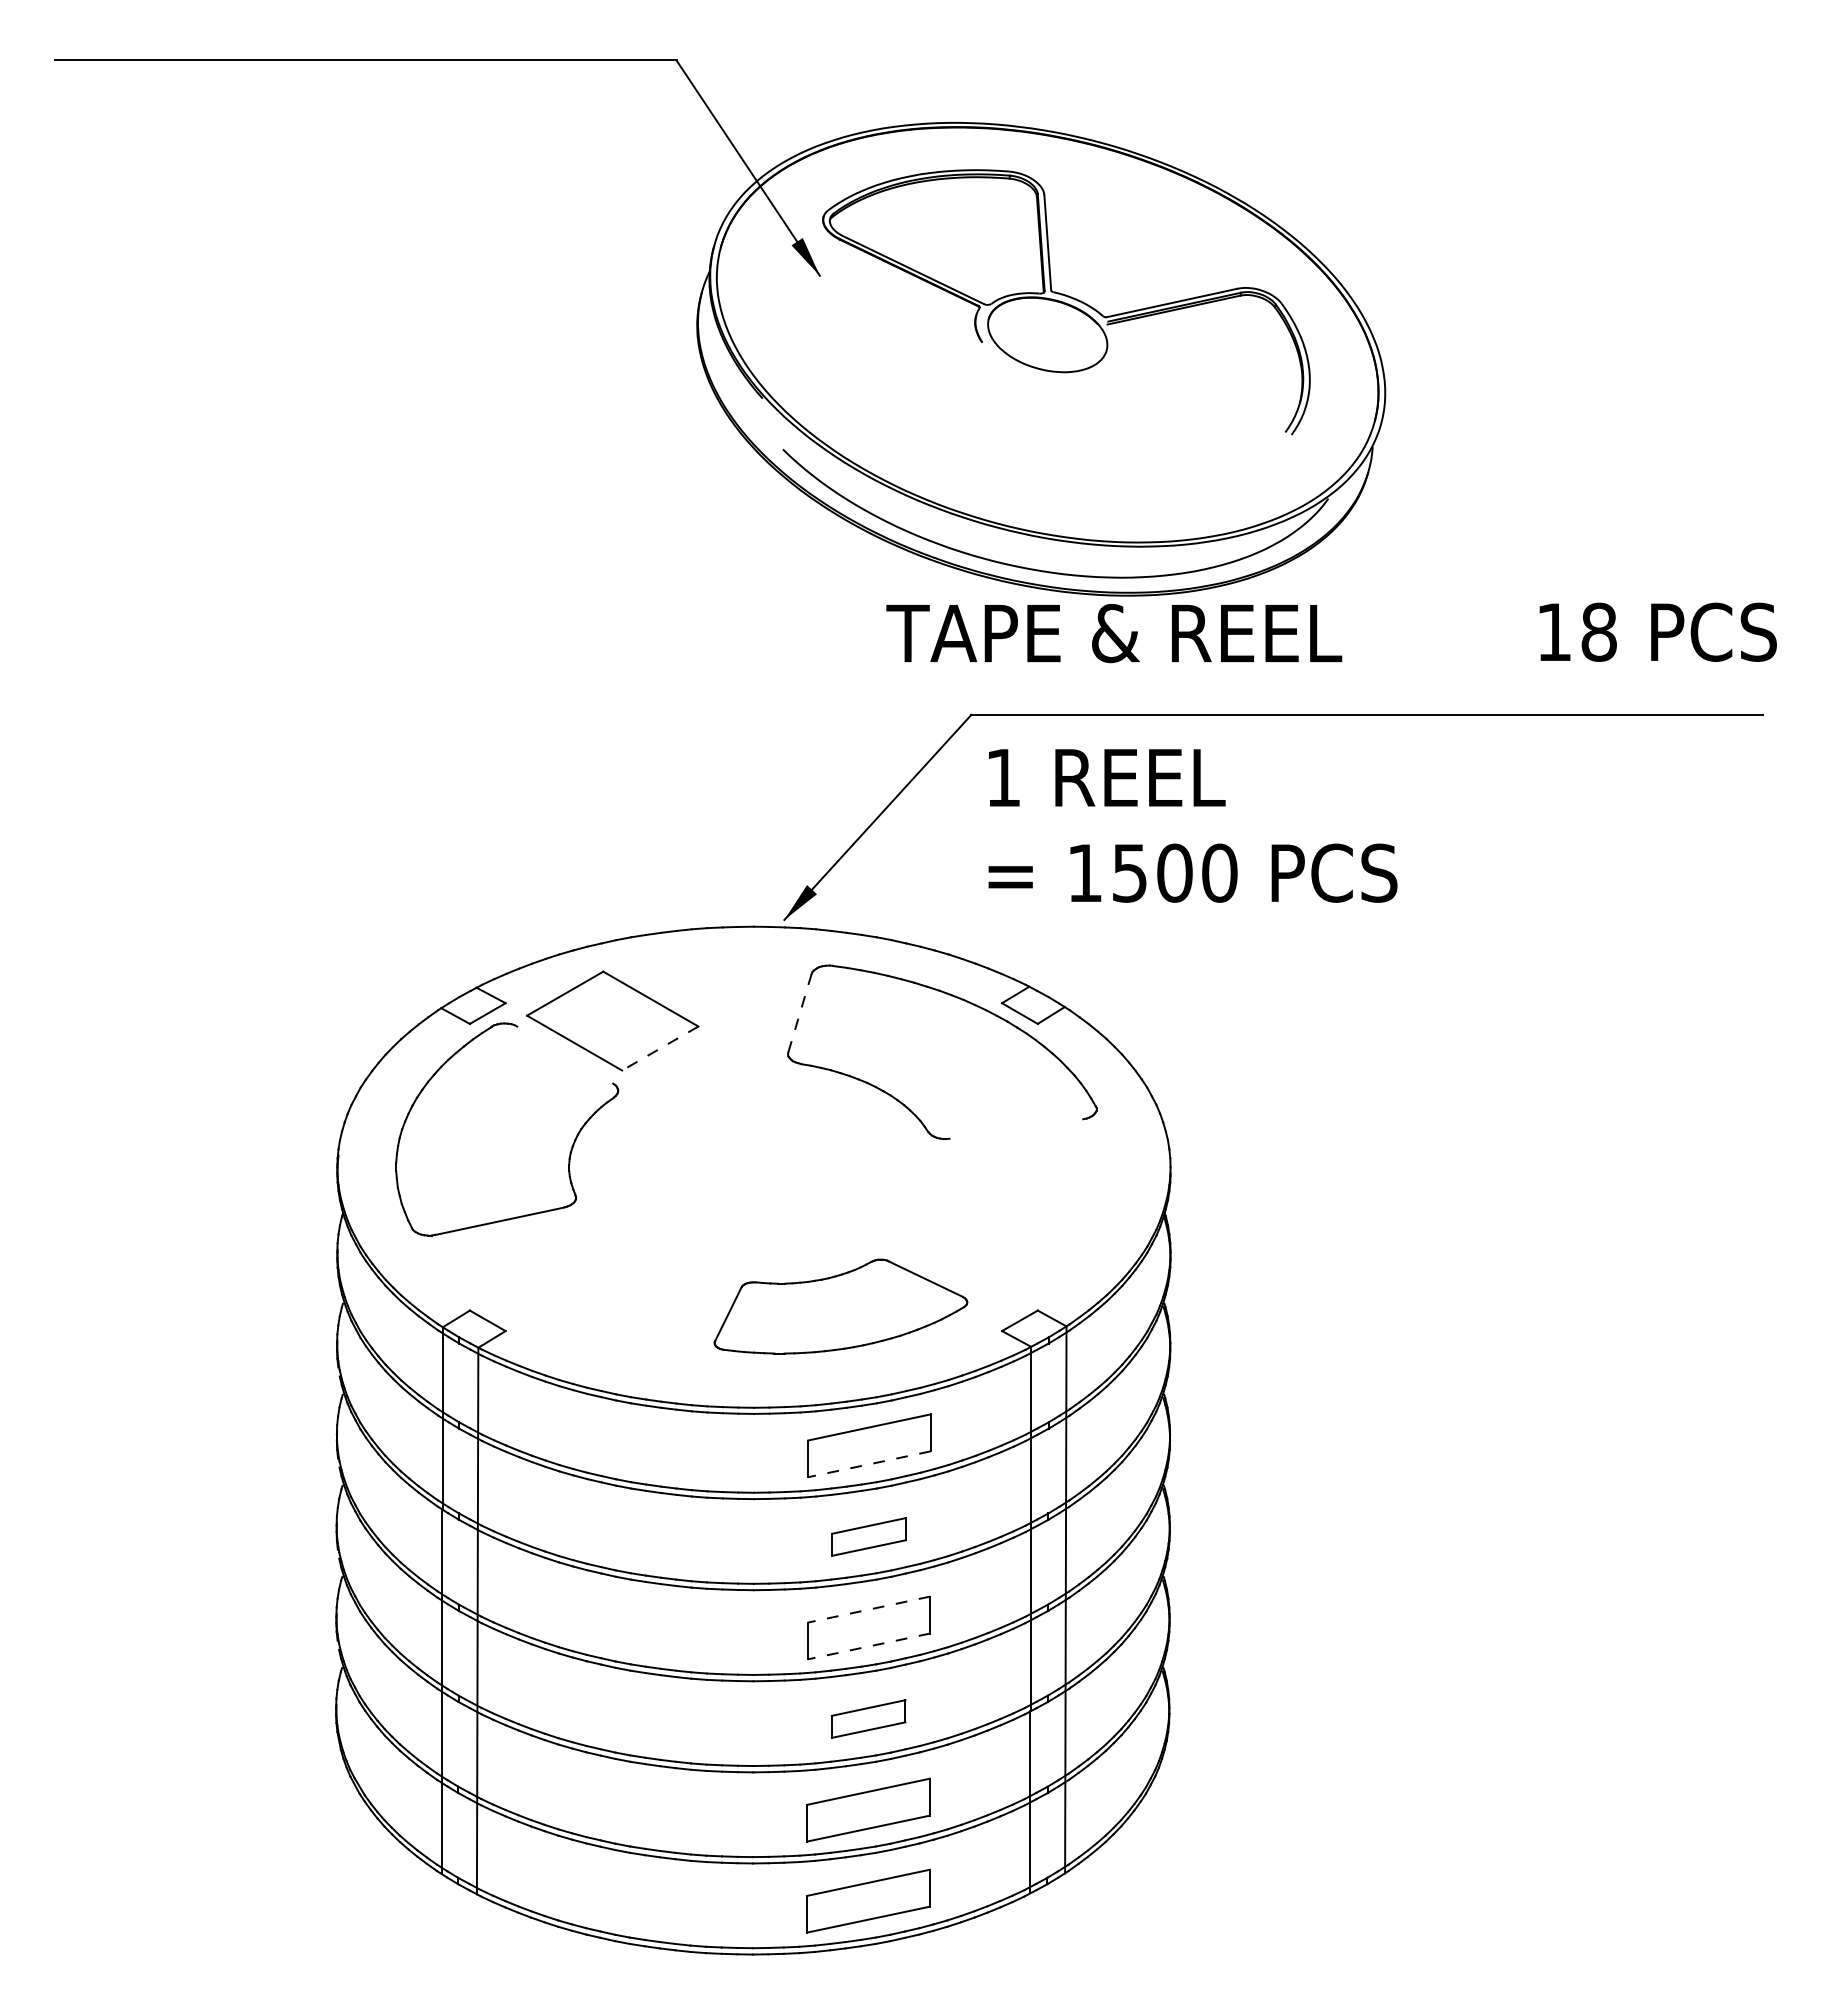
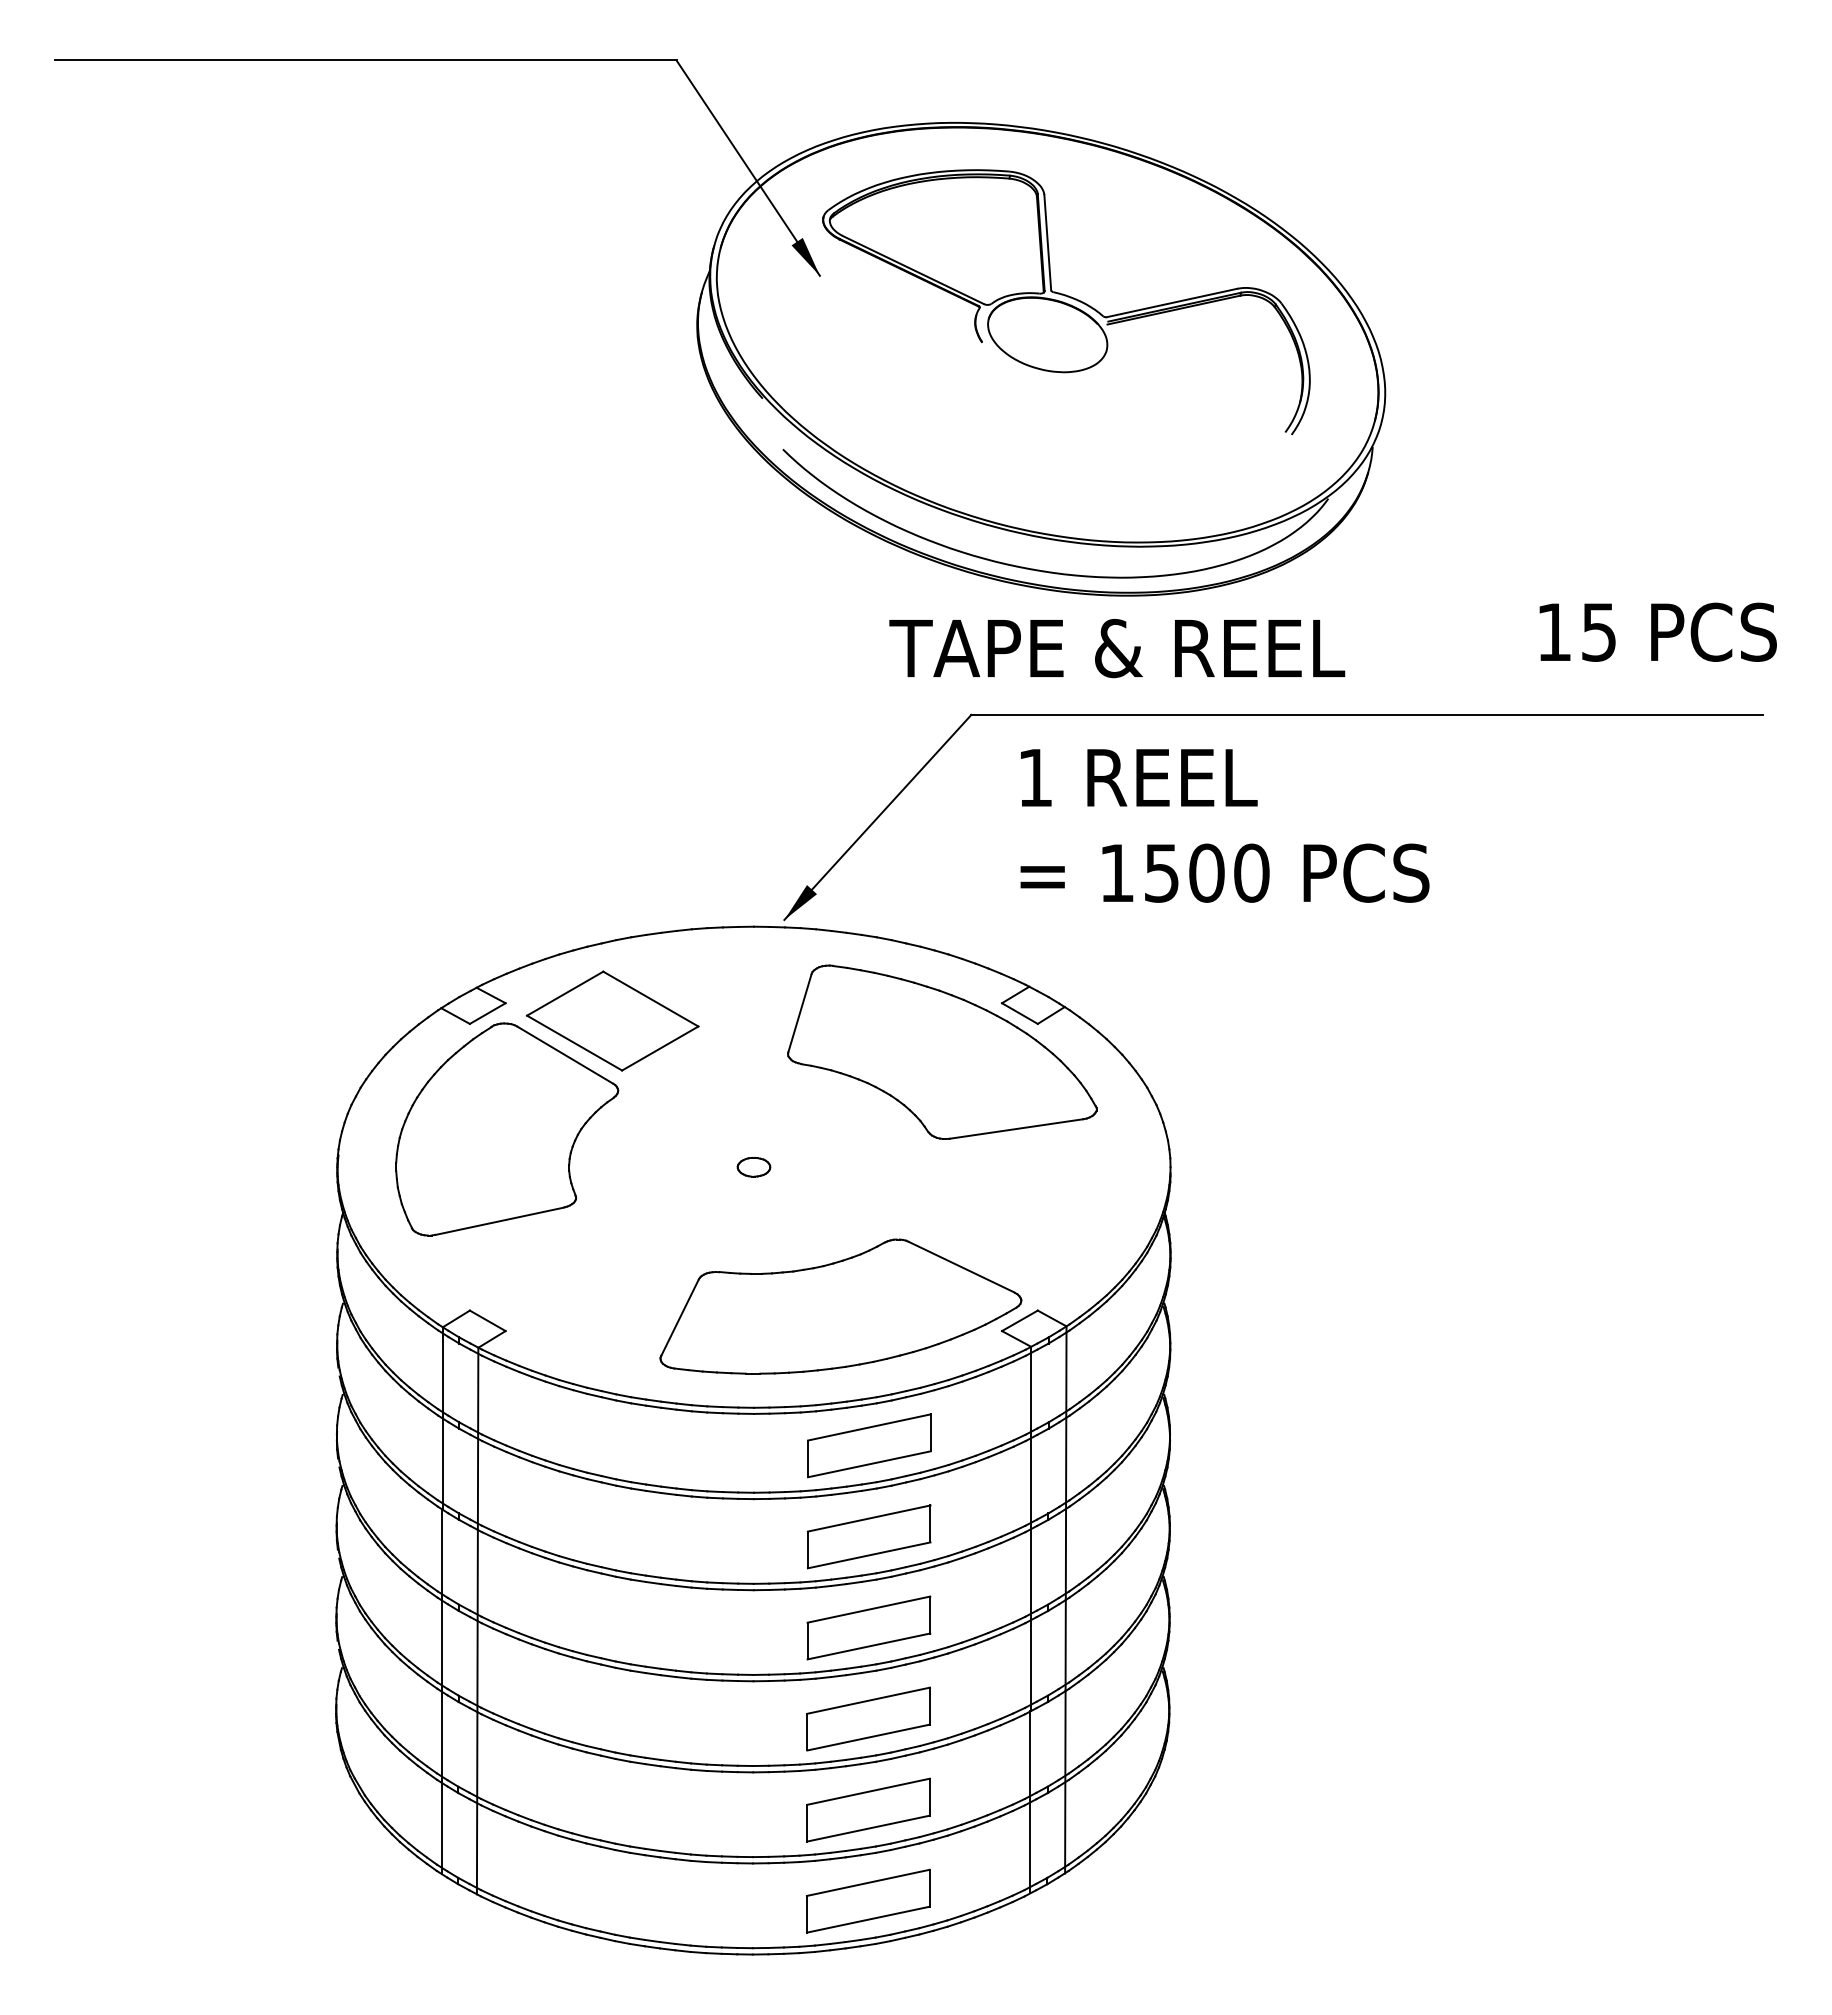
text: 18 -> 15 (1598, 631)
text position: (1114, 633) -> (1117, 648) (1117, 648)
text position: (1192, 825) -> (1224, 825) (1224, 825)
line: dashed -> solid (799, 1013)
line: dashed -> solid (659, 1048)
line: none -> present (565, 1054)
line: none -> present (1016, 1128)
part: none -> present (753, 1166)
part size: 256x97 px -> 364x137 px (840, 1306)
line: dashed -> solid (869, 1464)
part size: 76x40 px -> 126x66 px (868, 1536)
line: dashed -> solid (868, 1609)
line: dashed -> solid (868, 1646)
part size: 77x40 px -> 125x66 px (868, 1718)
